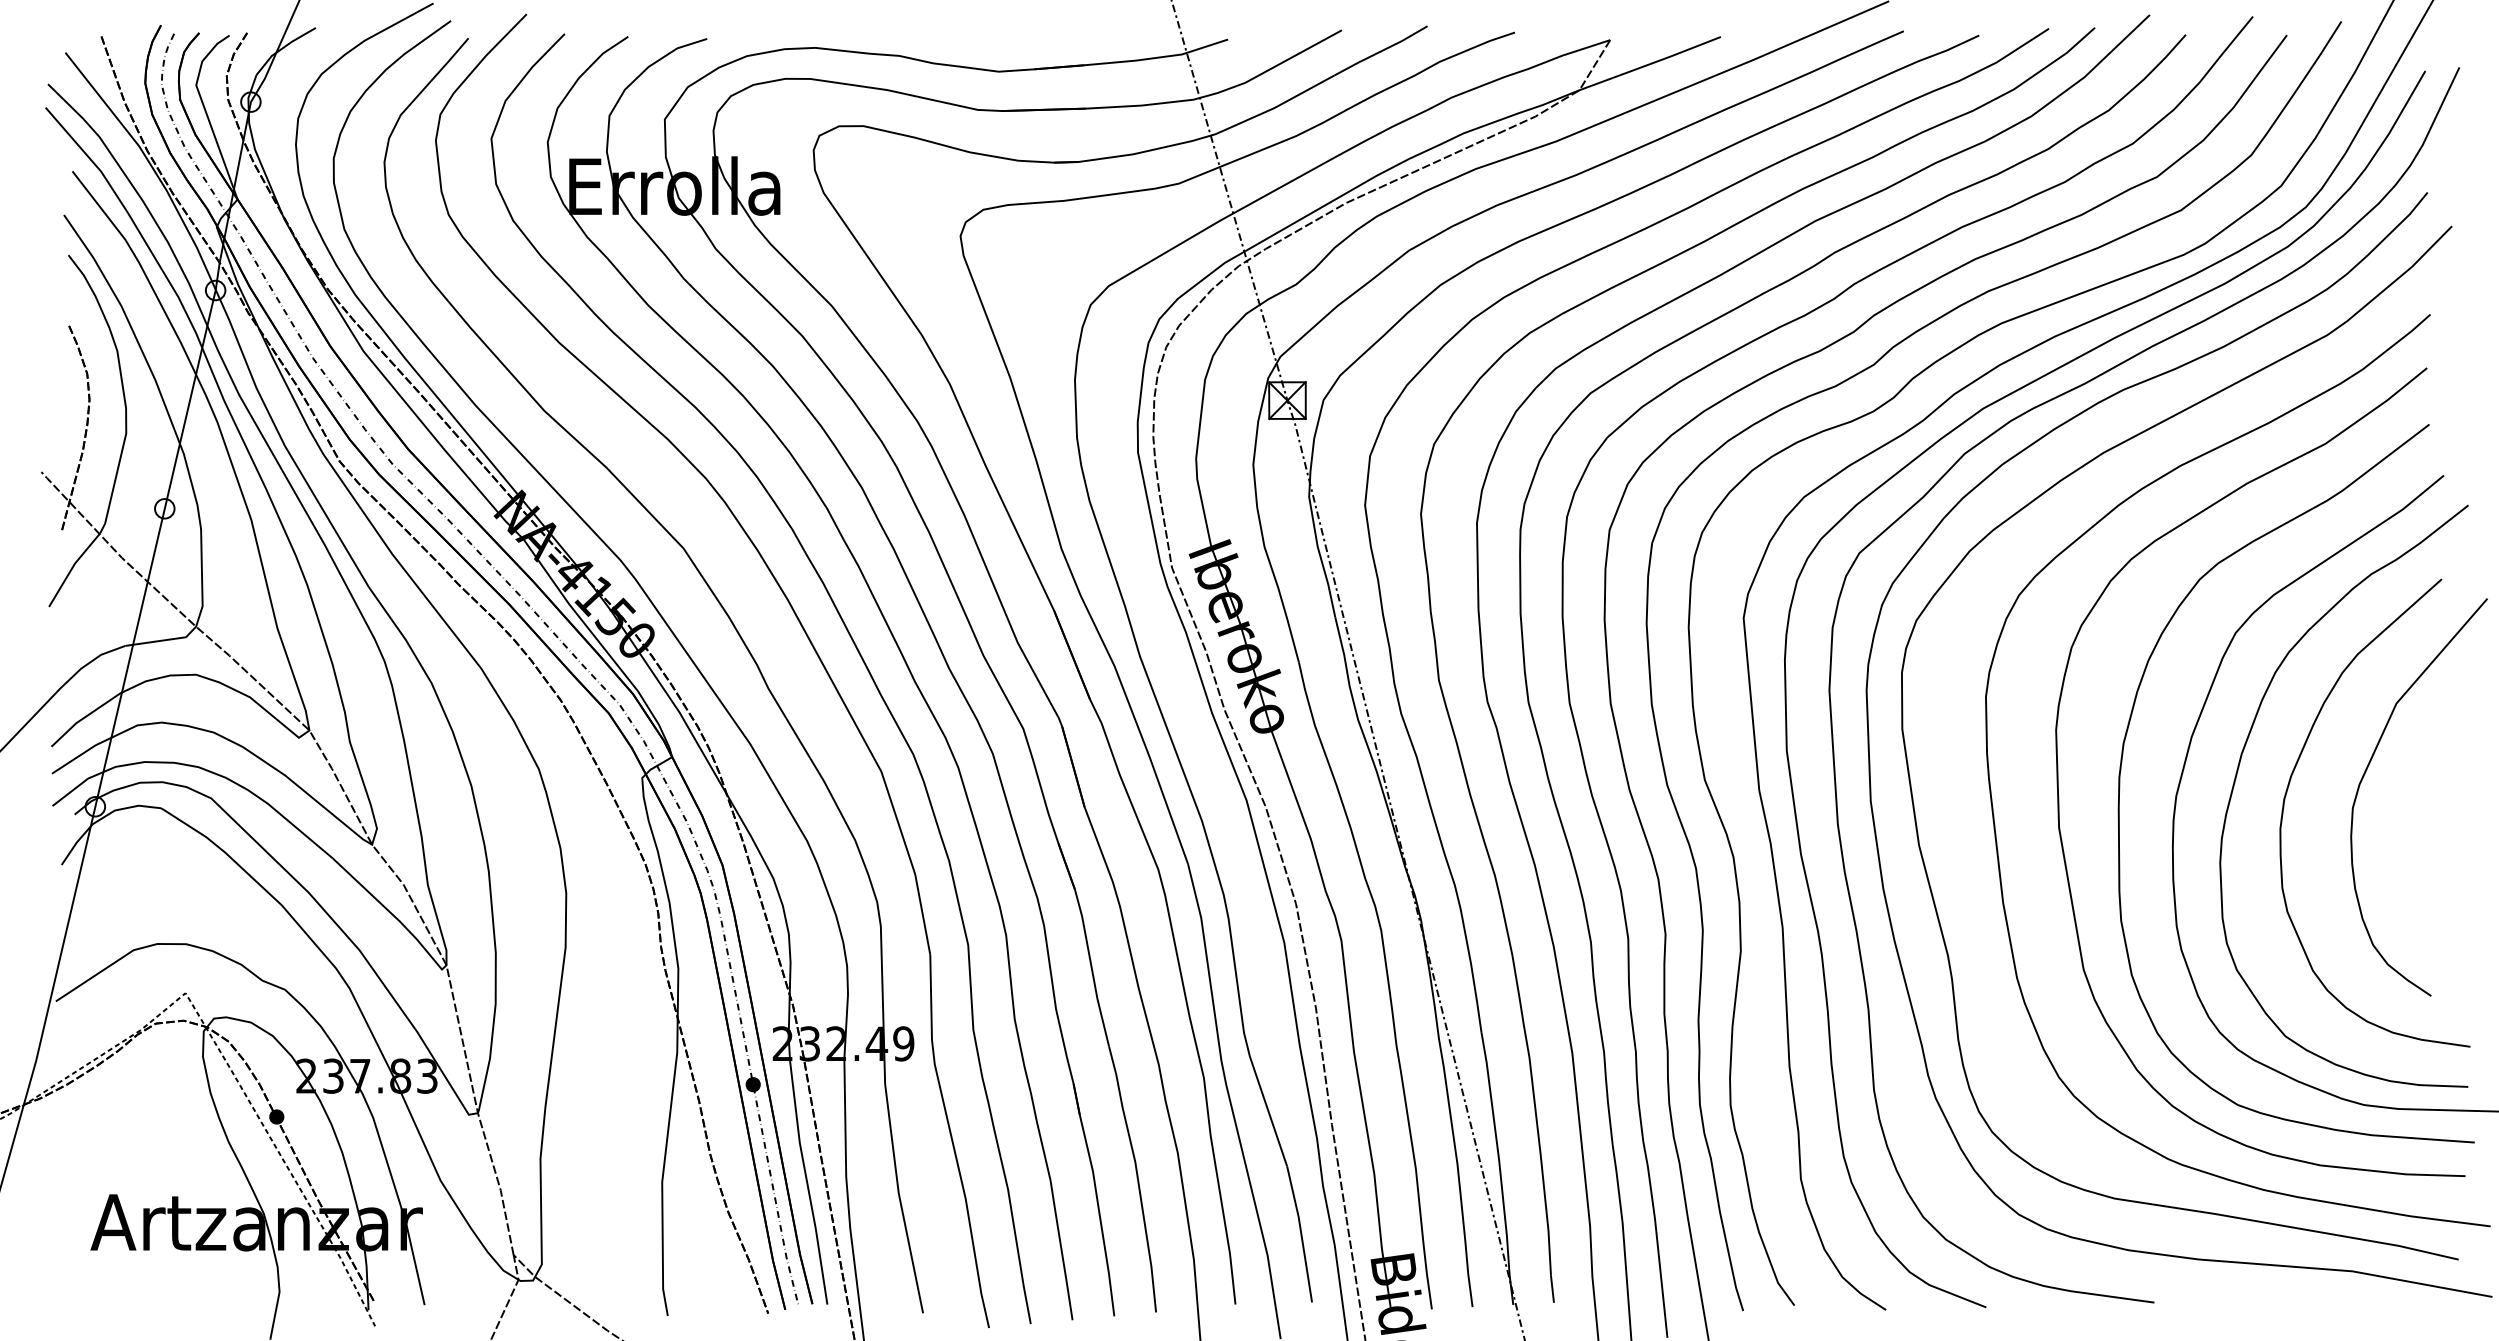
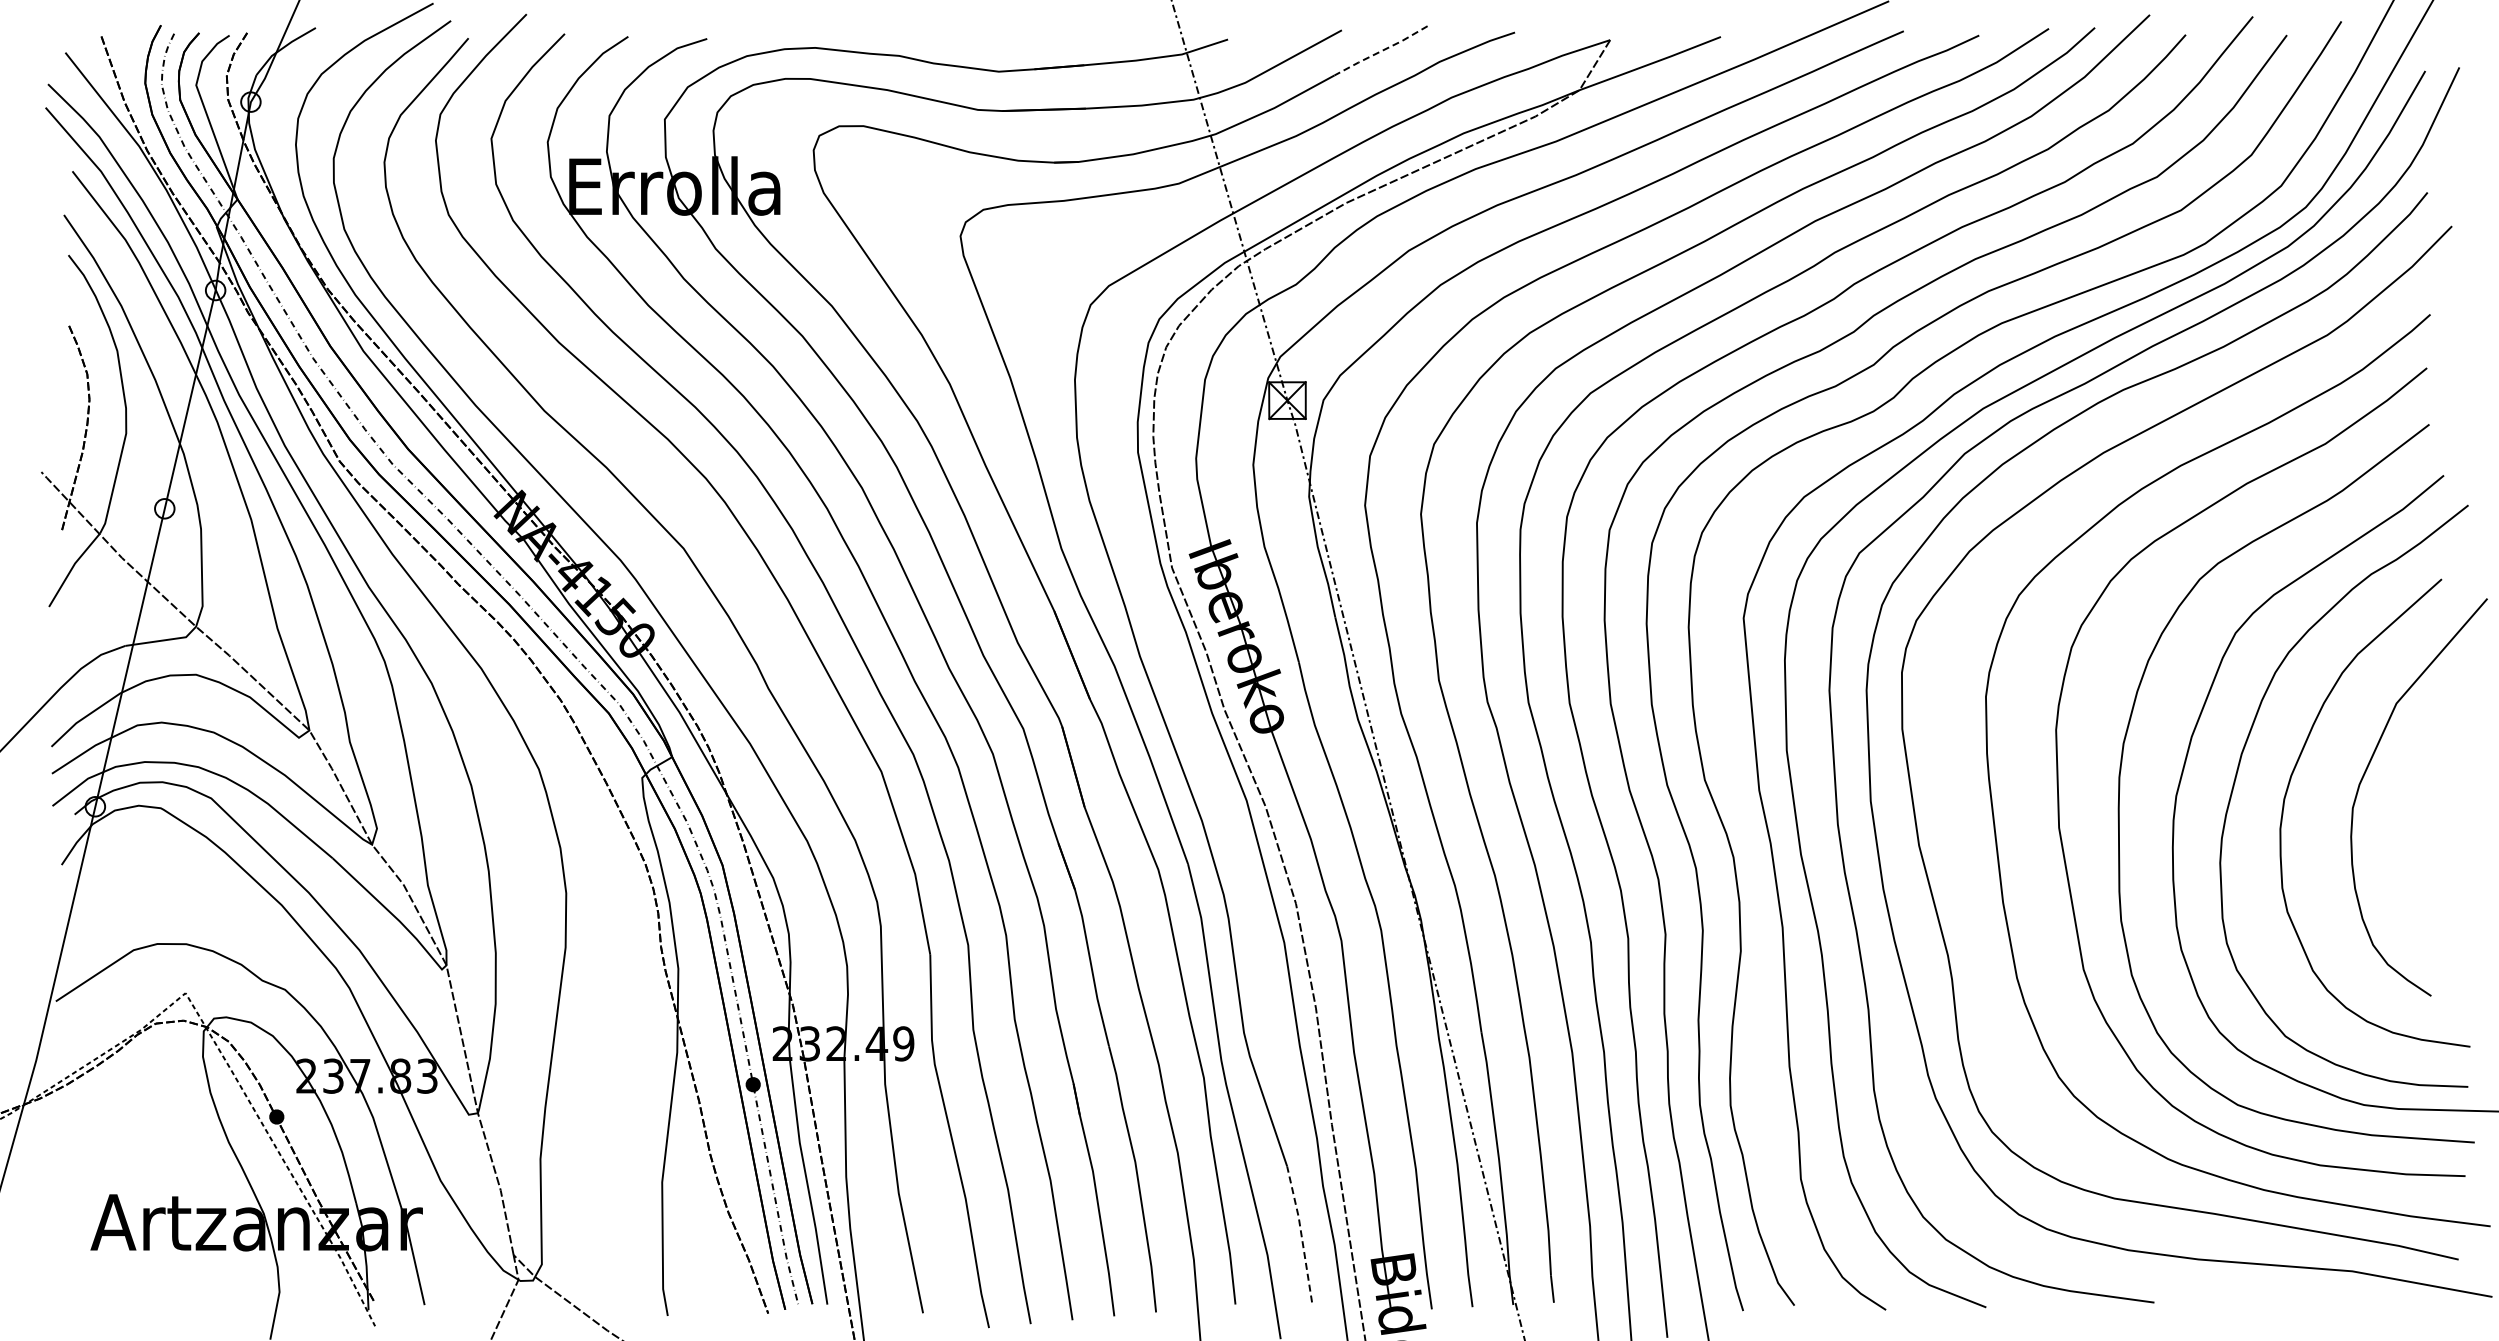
line: solid -> dashed (1380, 51)
line: solid -> dashed (1301, 1233)
